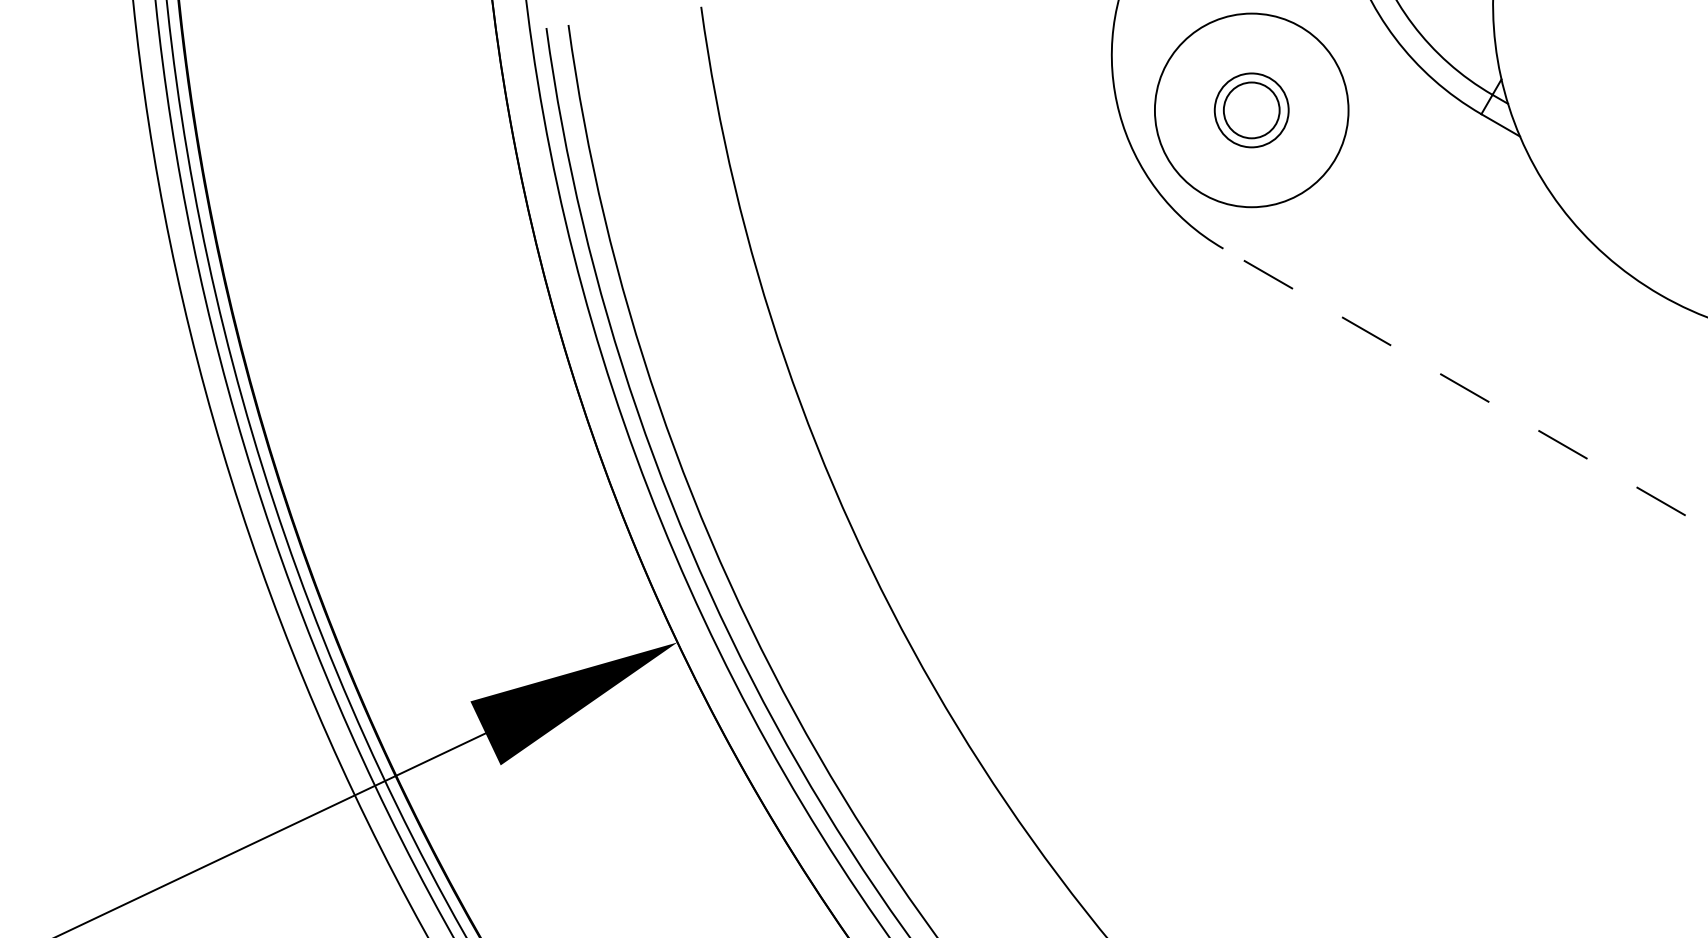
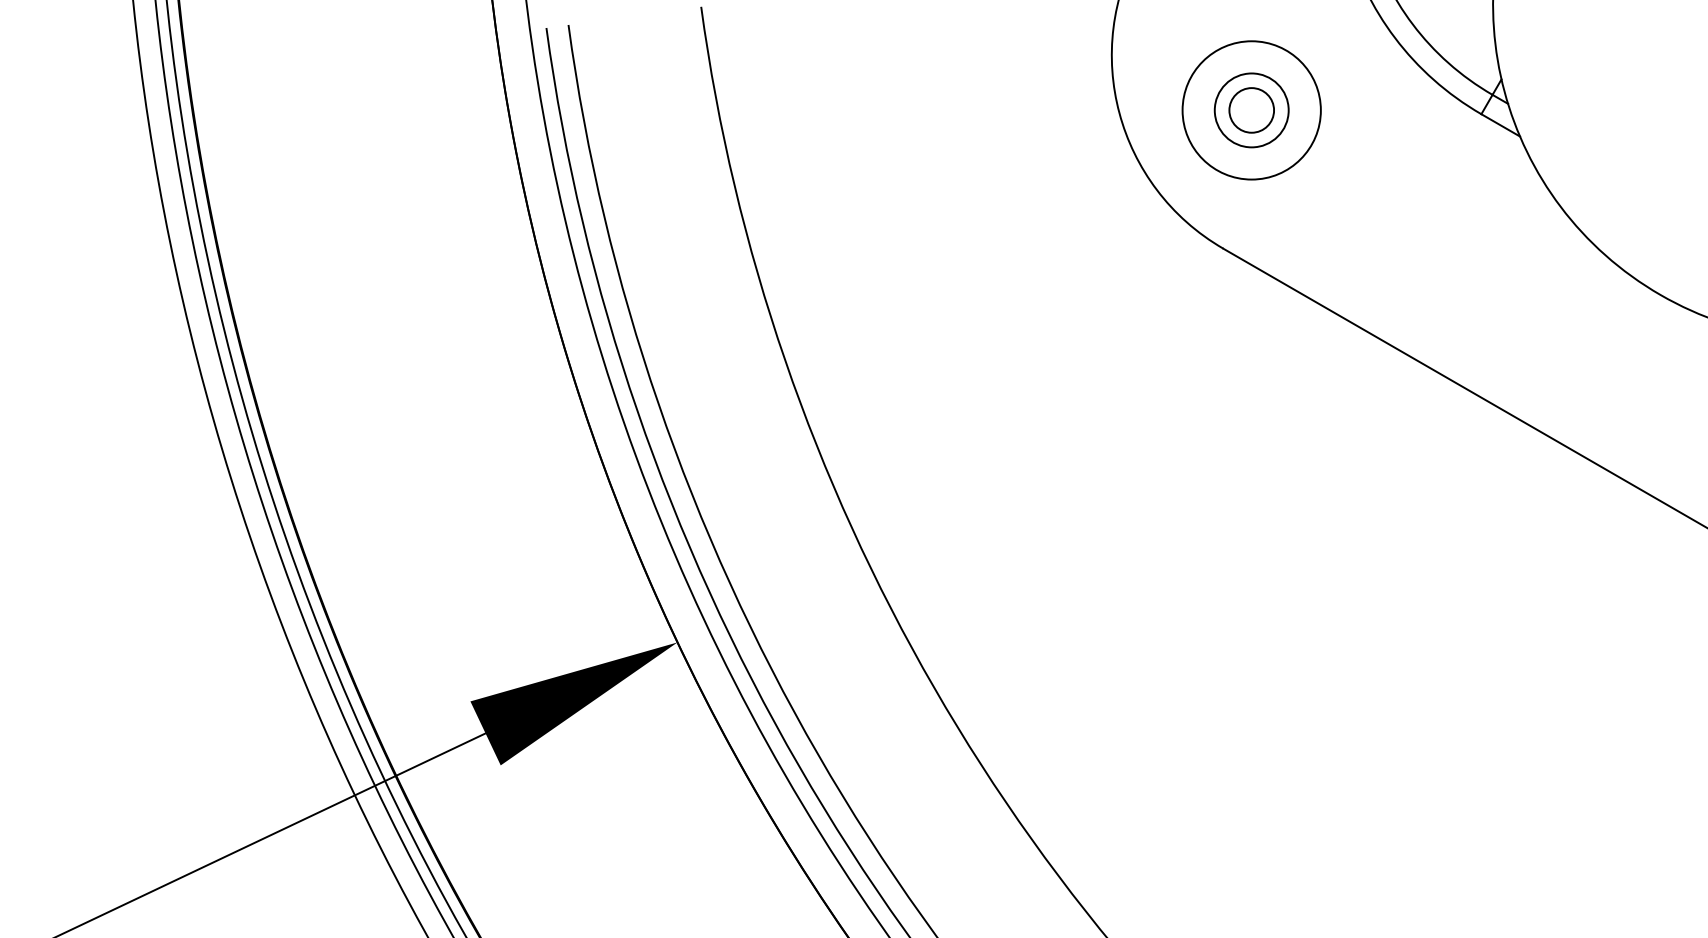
circle diameter: 194 px -> 138 px (1251, 110)
circle diameter: 56 px -> 45 px (1251, 110)
line: dashed -> solid (1465, 388)
